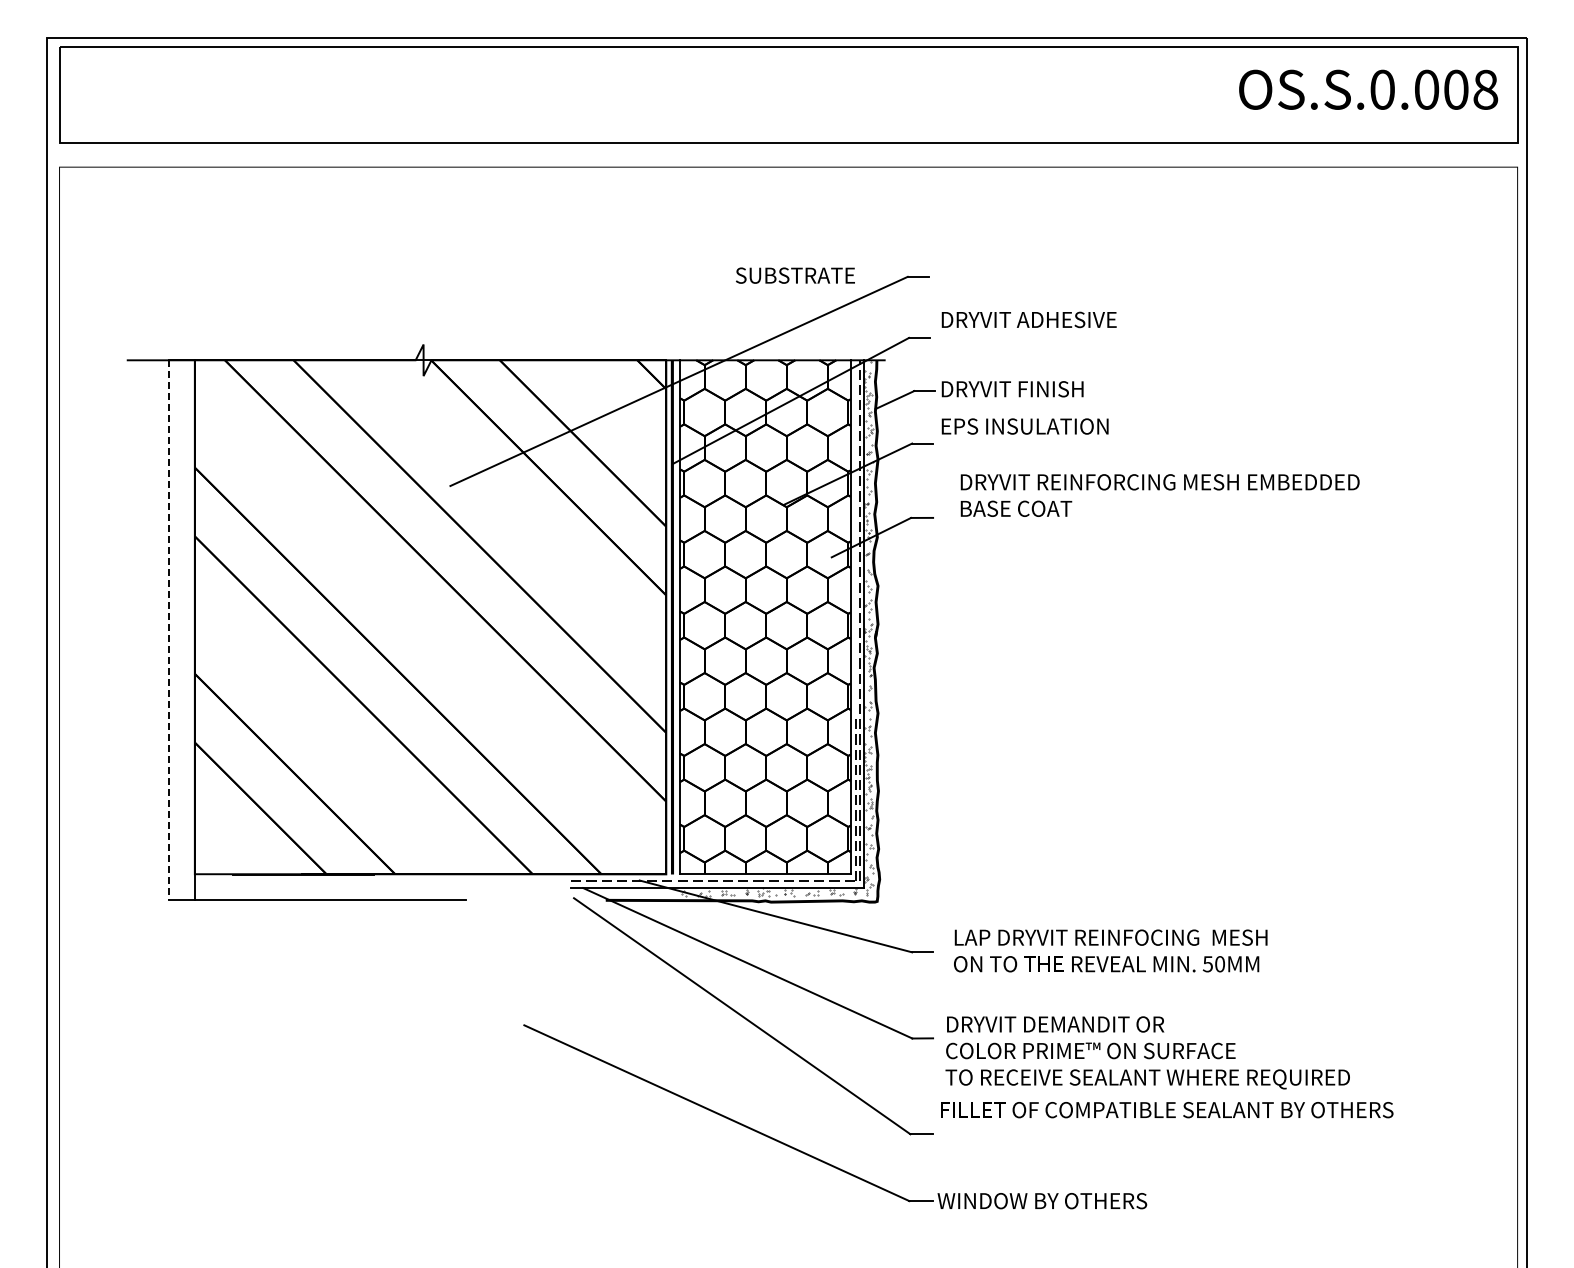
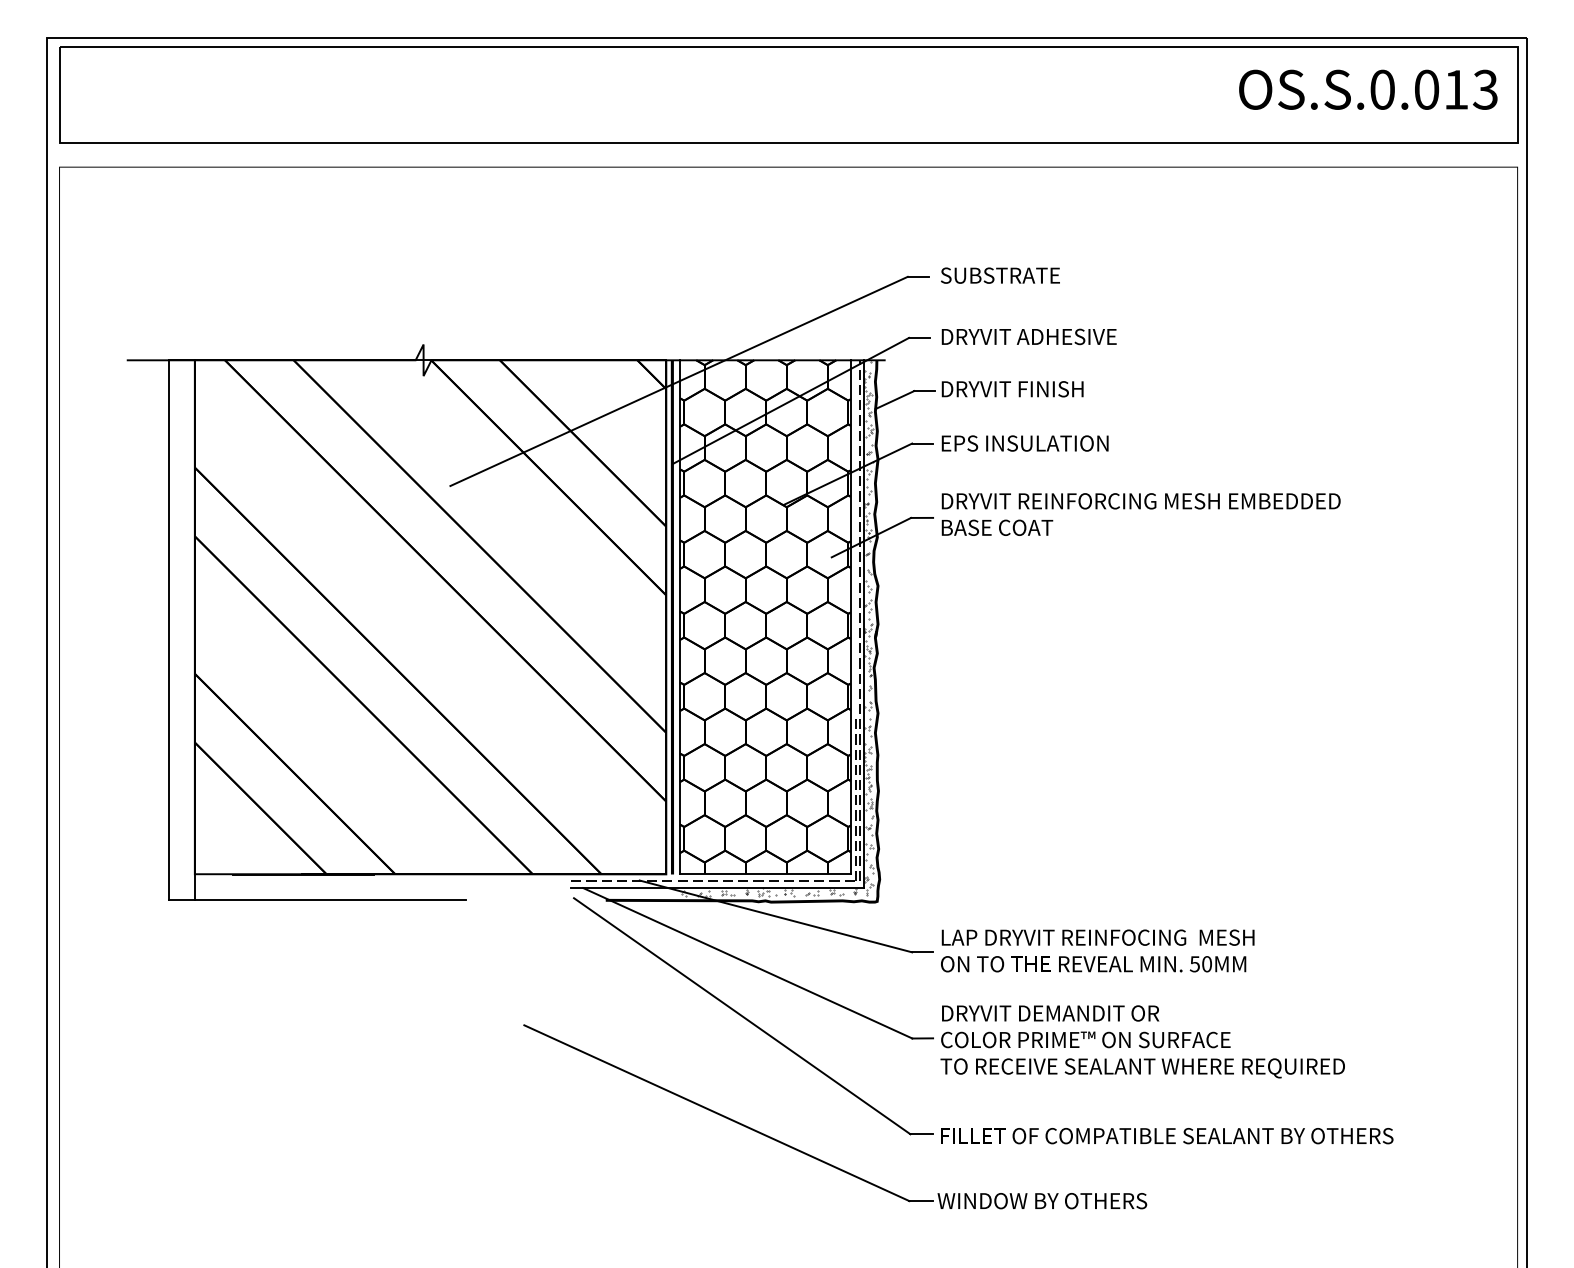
text: OS.S.0.008 -> OS.S.0.013 (1471, 89)
text position: (795, 275) -> (1000, 275) (1000, 275)
text position: (1028, 319) -> (1028, 336) (1028, 336)
text position: (1024, 426) -> (1024, 443) (1024, 443)
text position: (1159, 495) -> (1140, 514) (1140, 514)
line: dashed -> solid (168, 630)
text position: (1110, 950) -> (1097, 950) (1097, 950)
text position: (1147, 1052) -> (1142, 1041) (1142, 1041)
text position: (1167, 1110) -> (1167, 1136) (1167, 1136)
